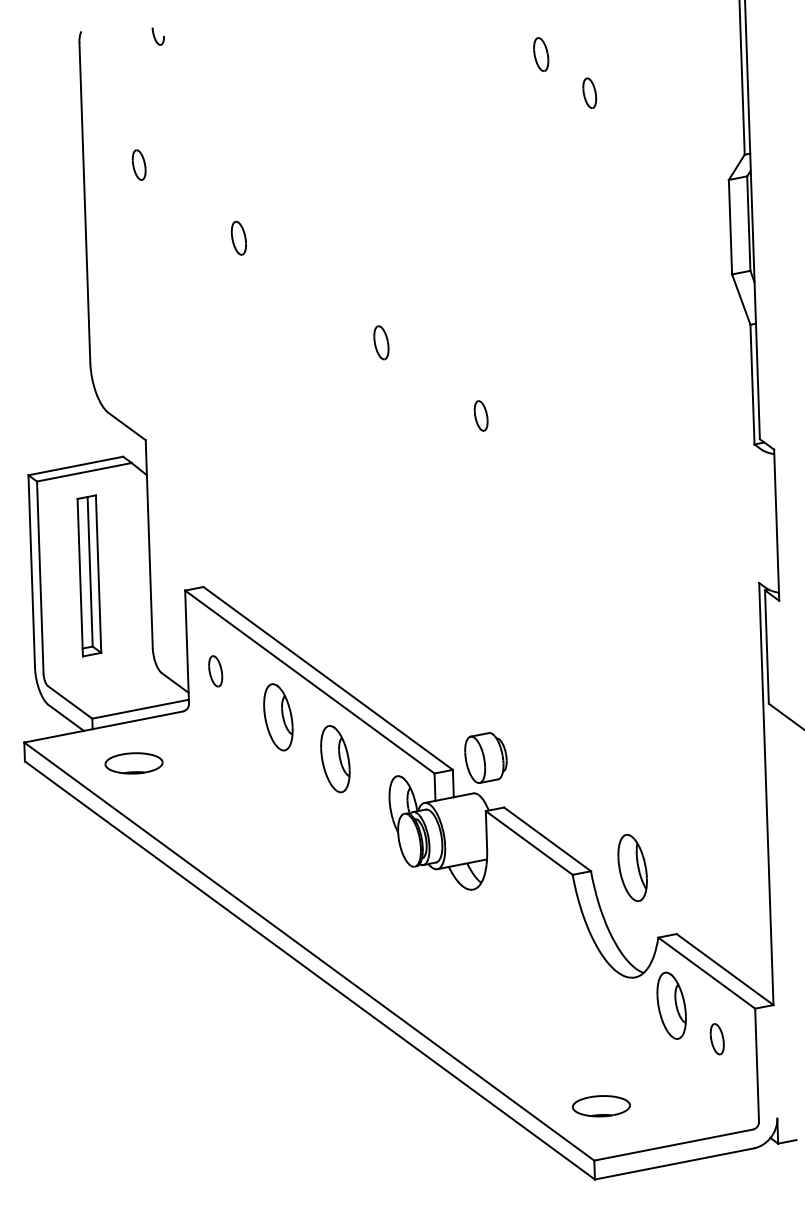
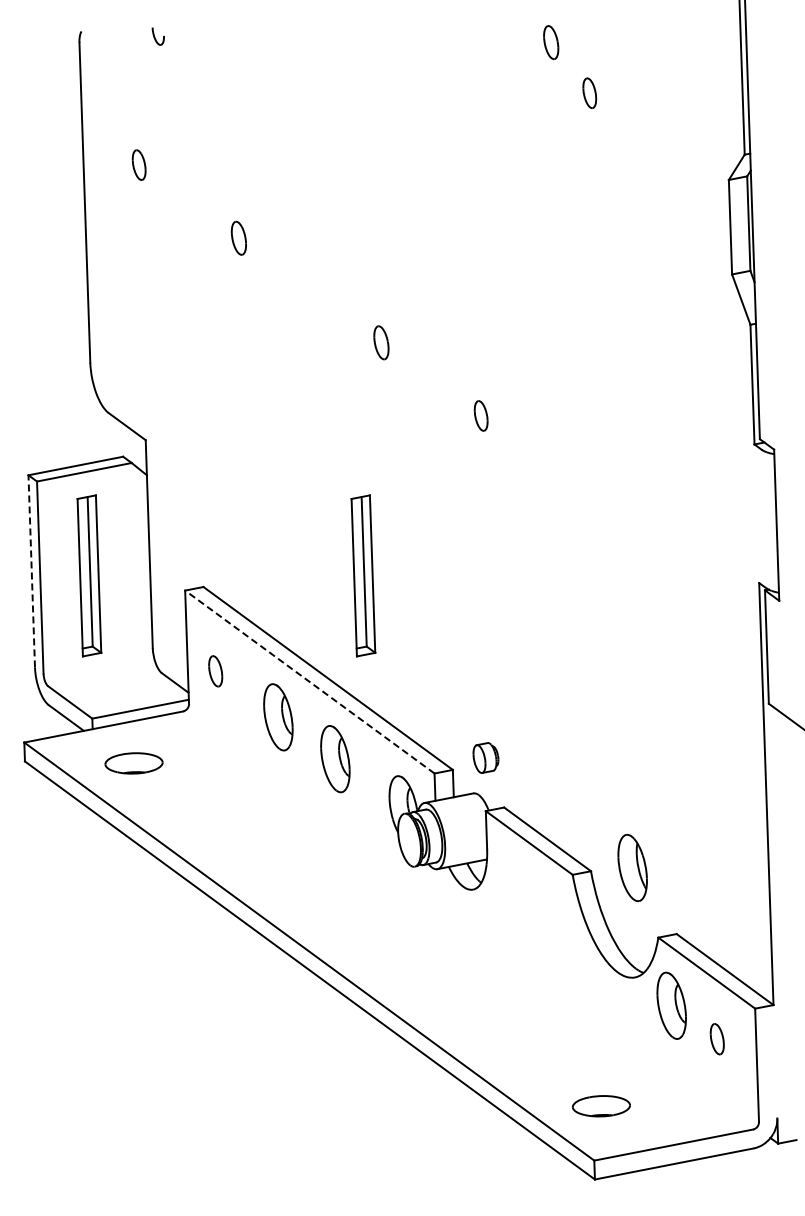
part position: (541, 54) -> (551, 42) (551, 42)
line: solid -> dashed (31, 570)
part: none -> present (363, 575)
line: solid -> dashed (309, 682)
part size: 44x52 px -> 28x32 px (485, 757)
